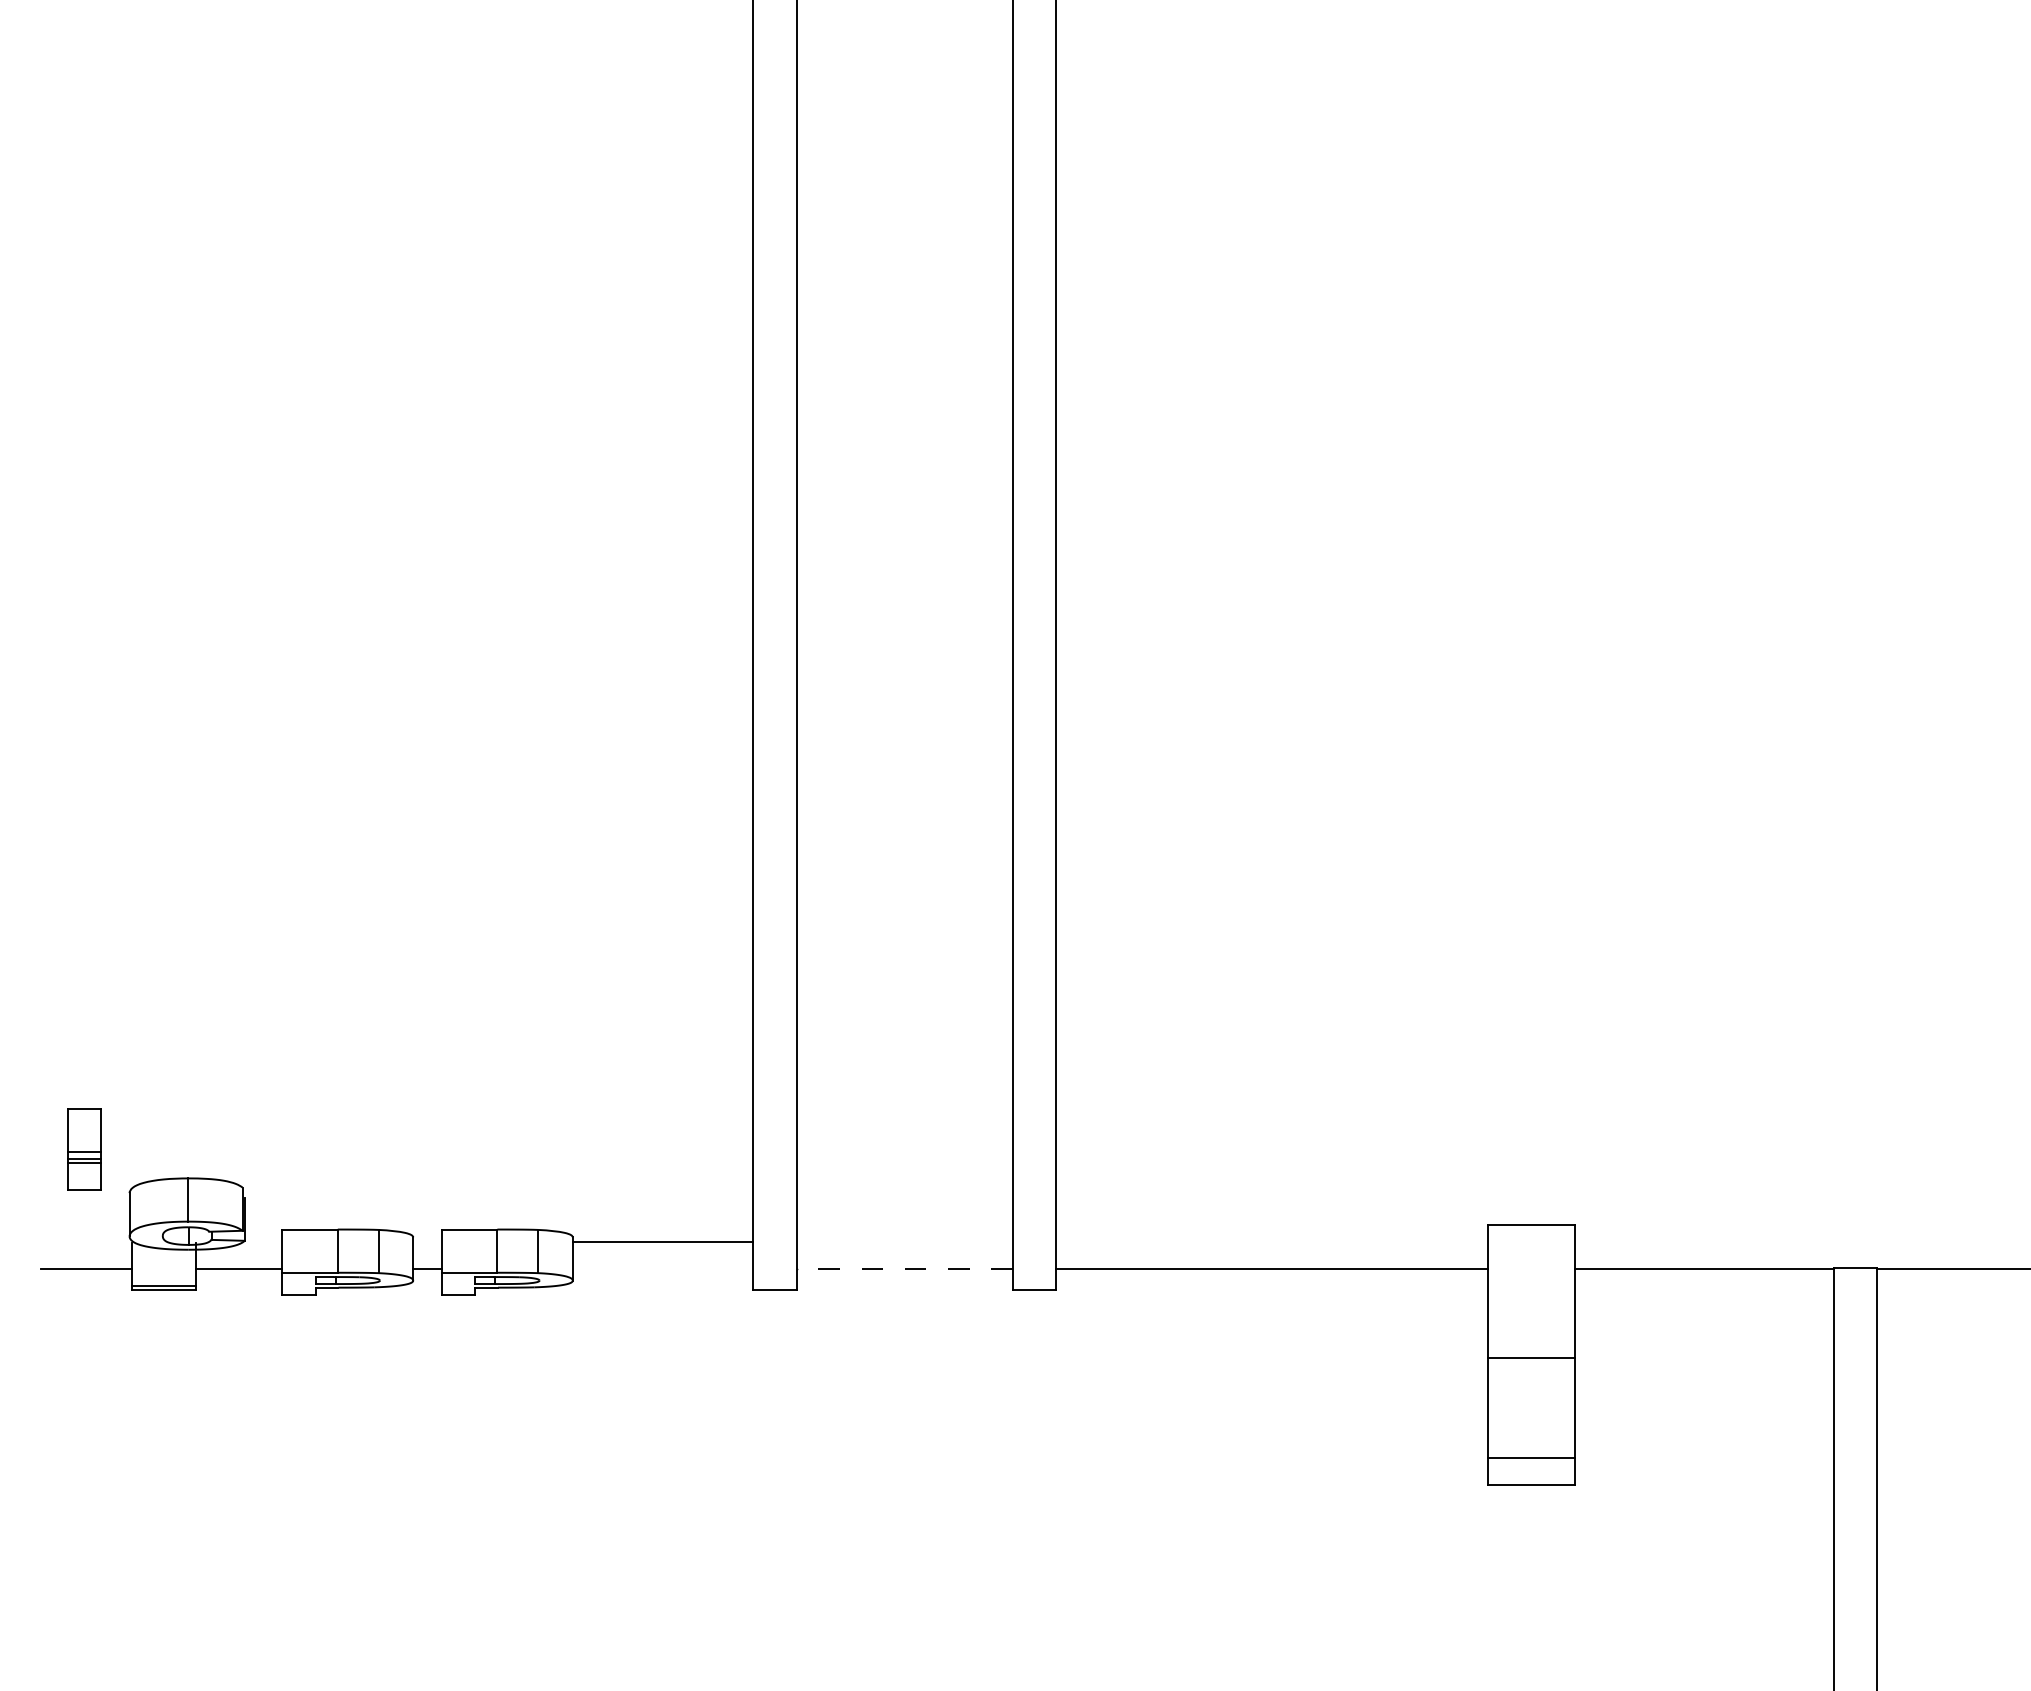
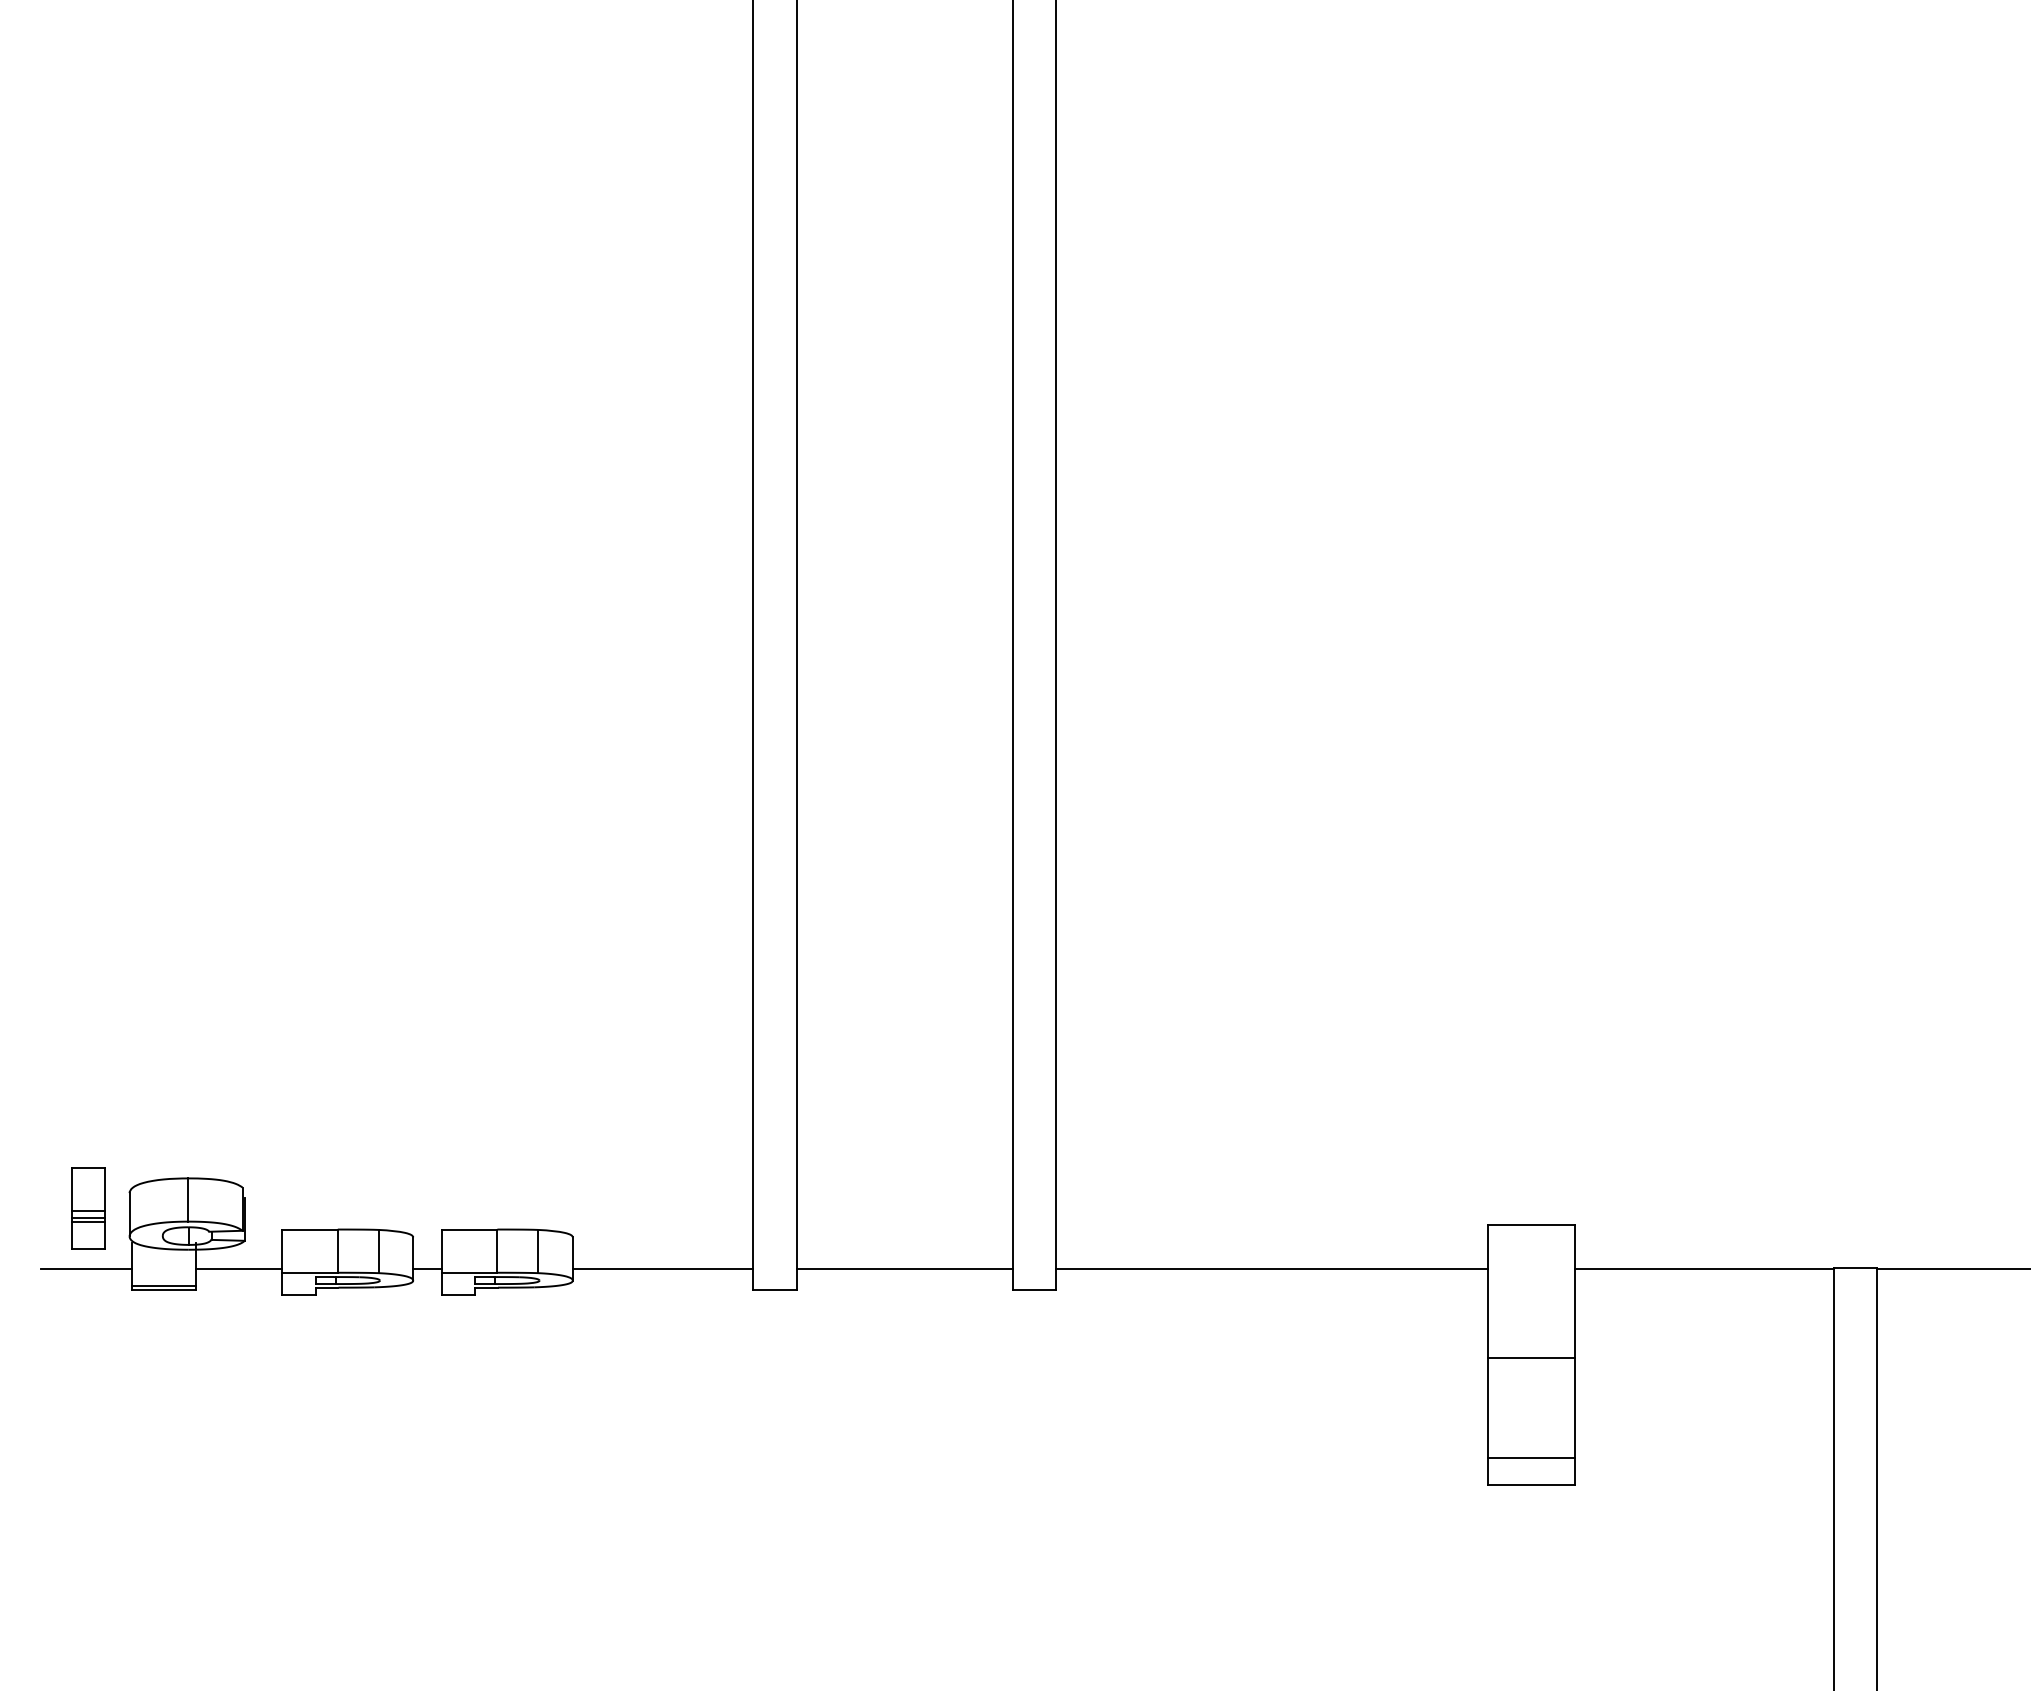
part position: (84, 1149) -> (88, 1208) (88, 1208)
line position: (662, 1241) -> (662, 1268) (662, 1268)
line: dashed -> solid (904, 1268)
